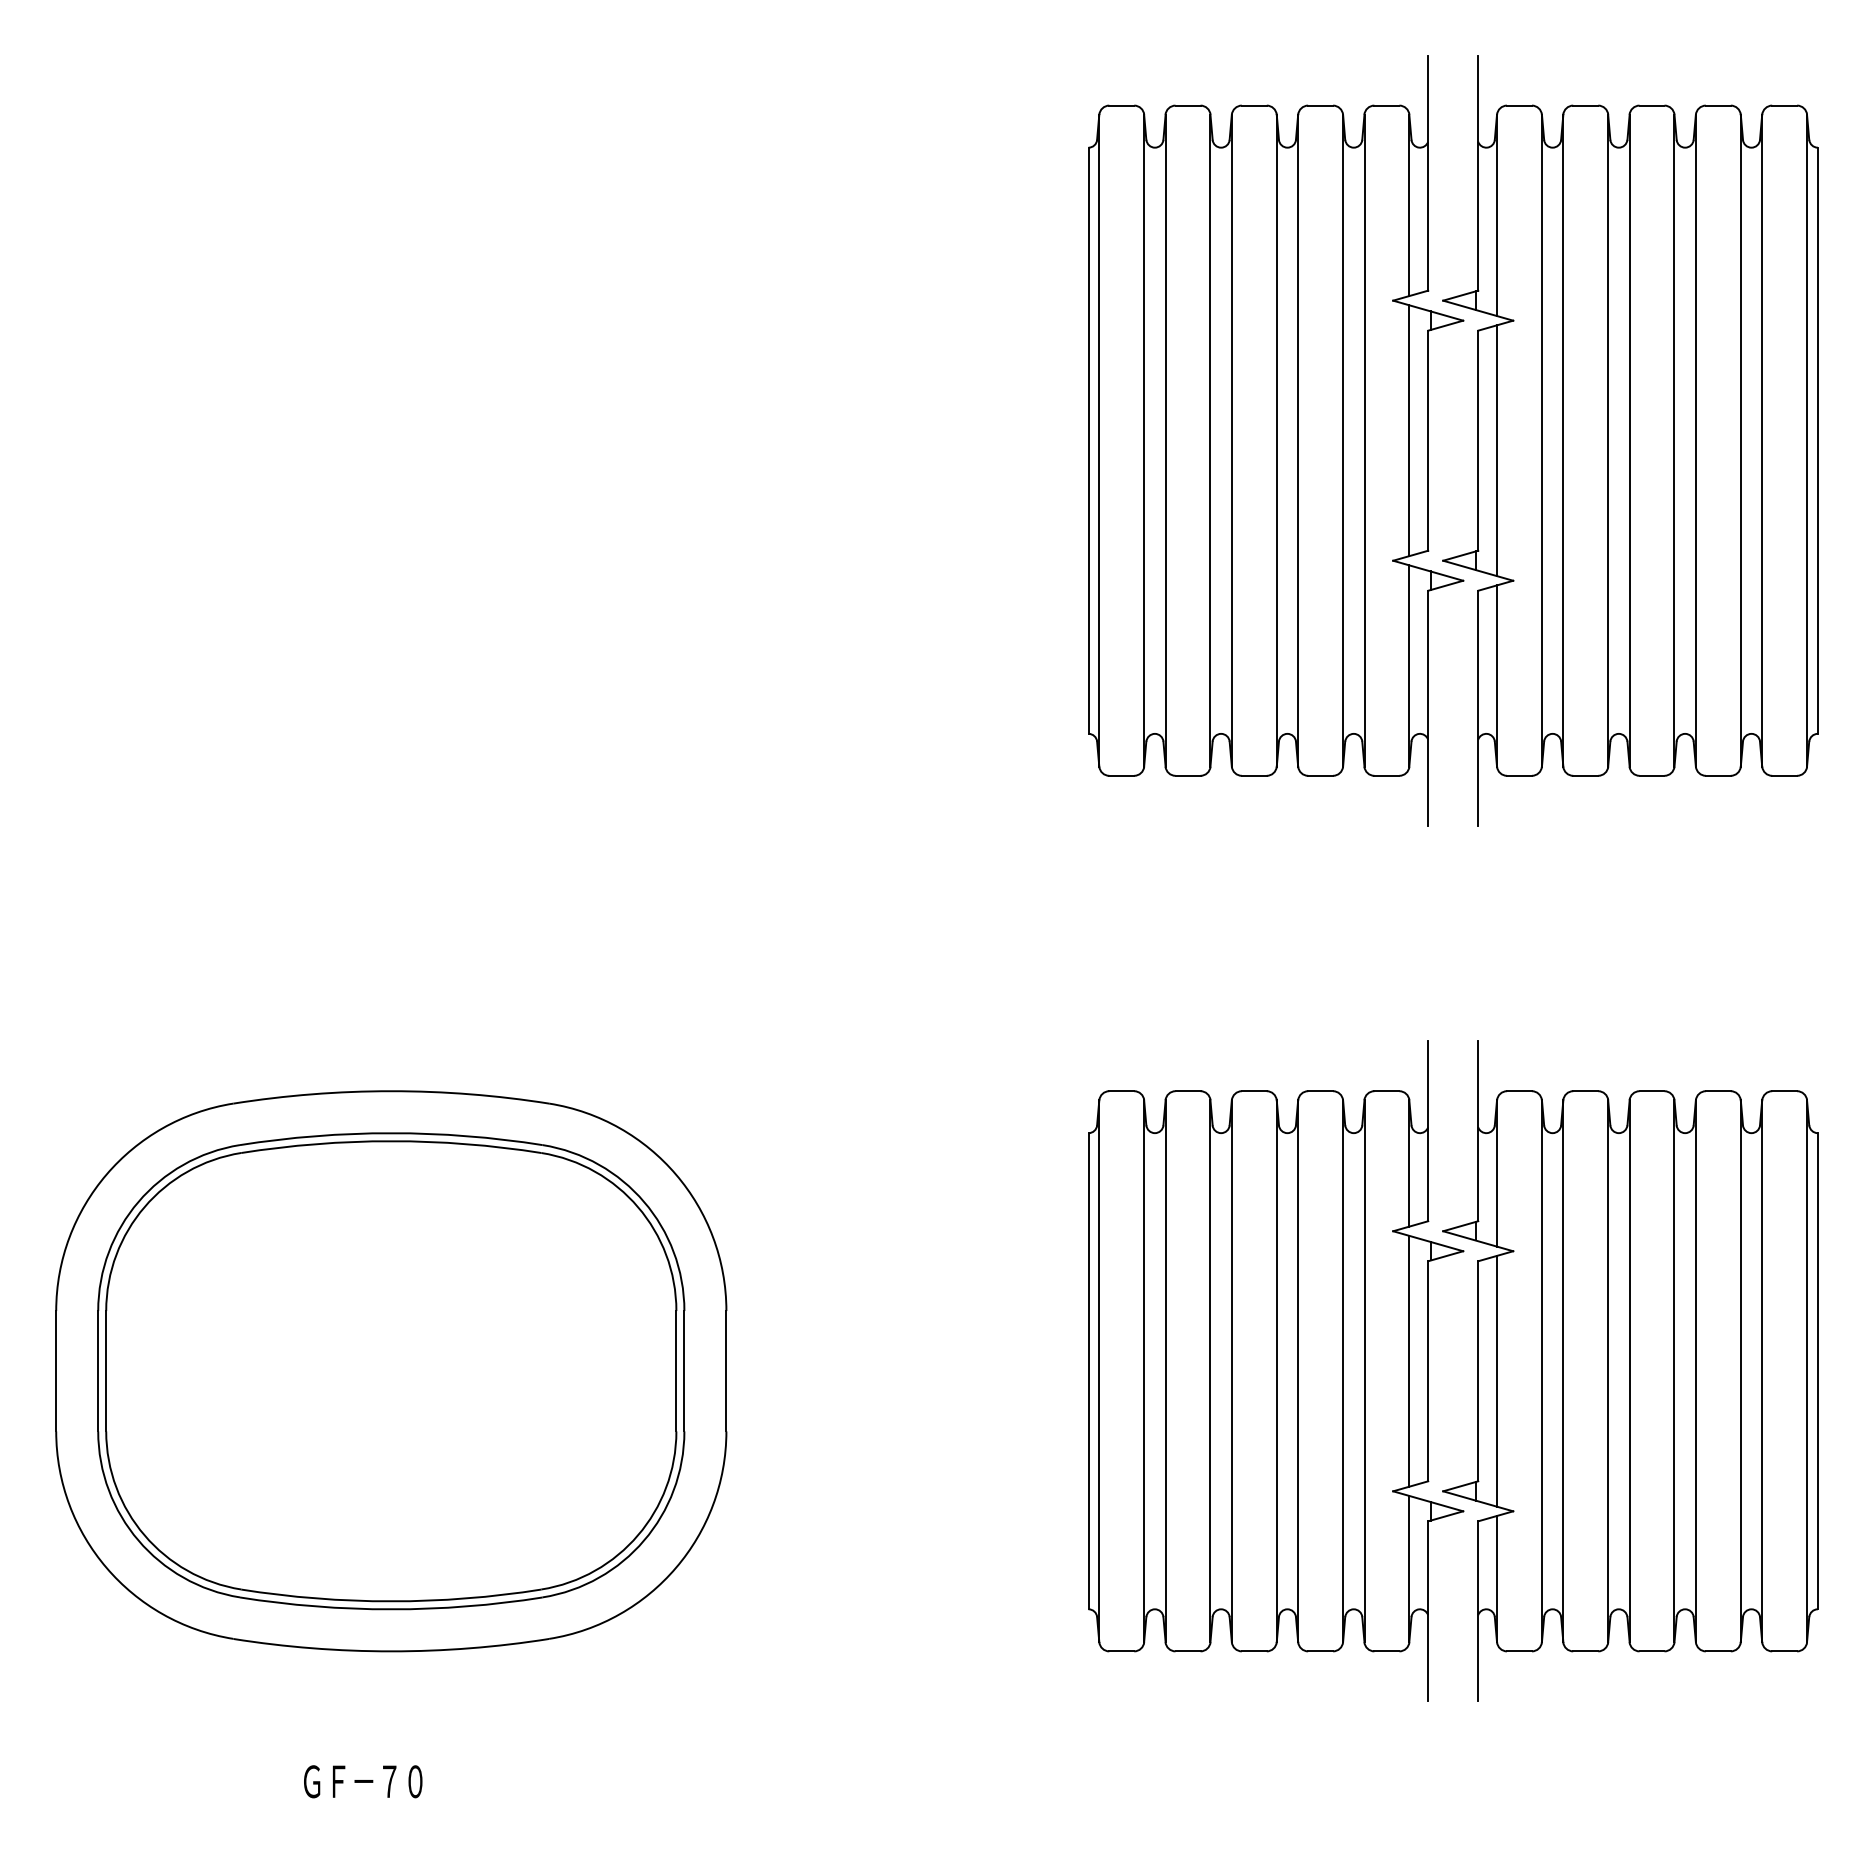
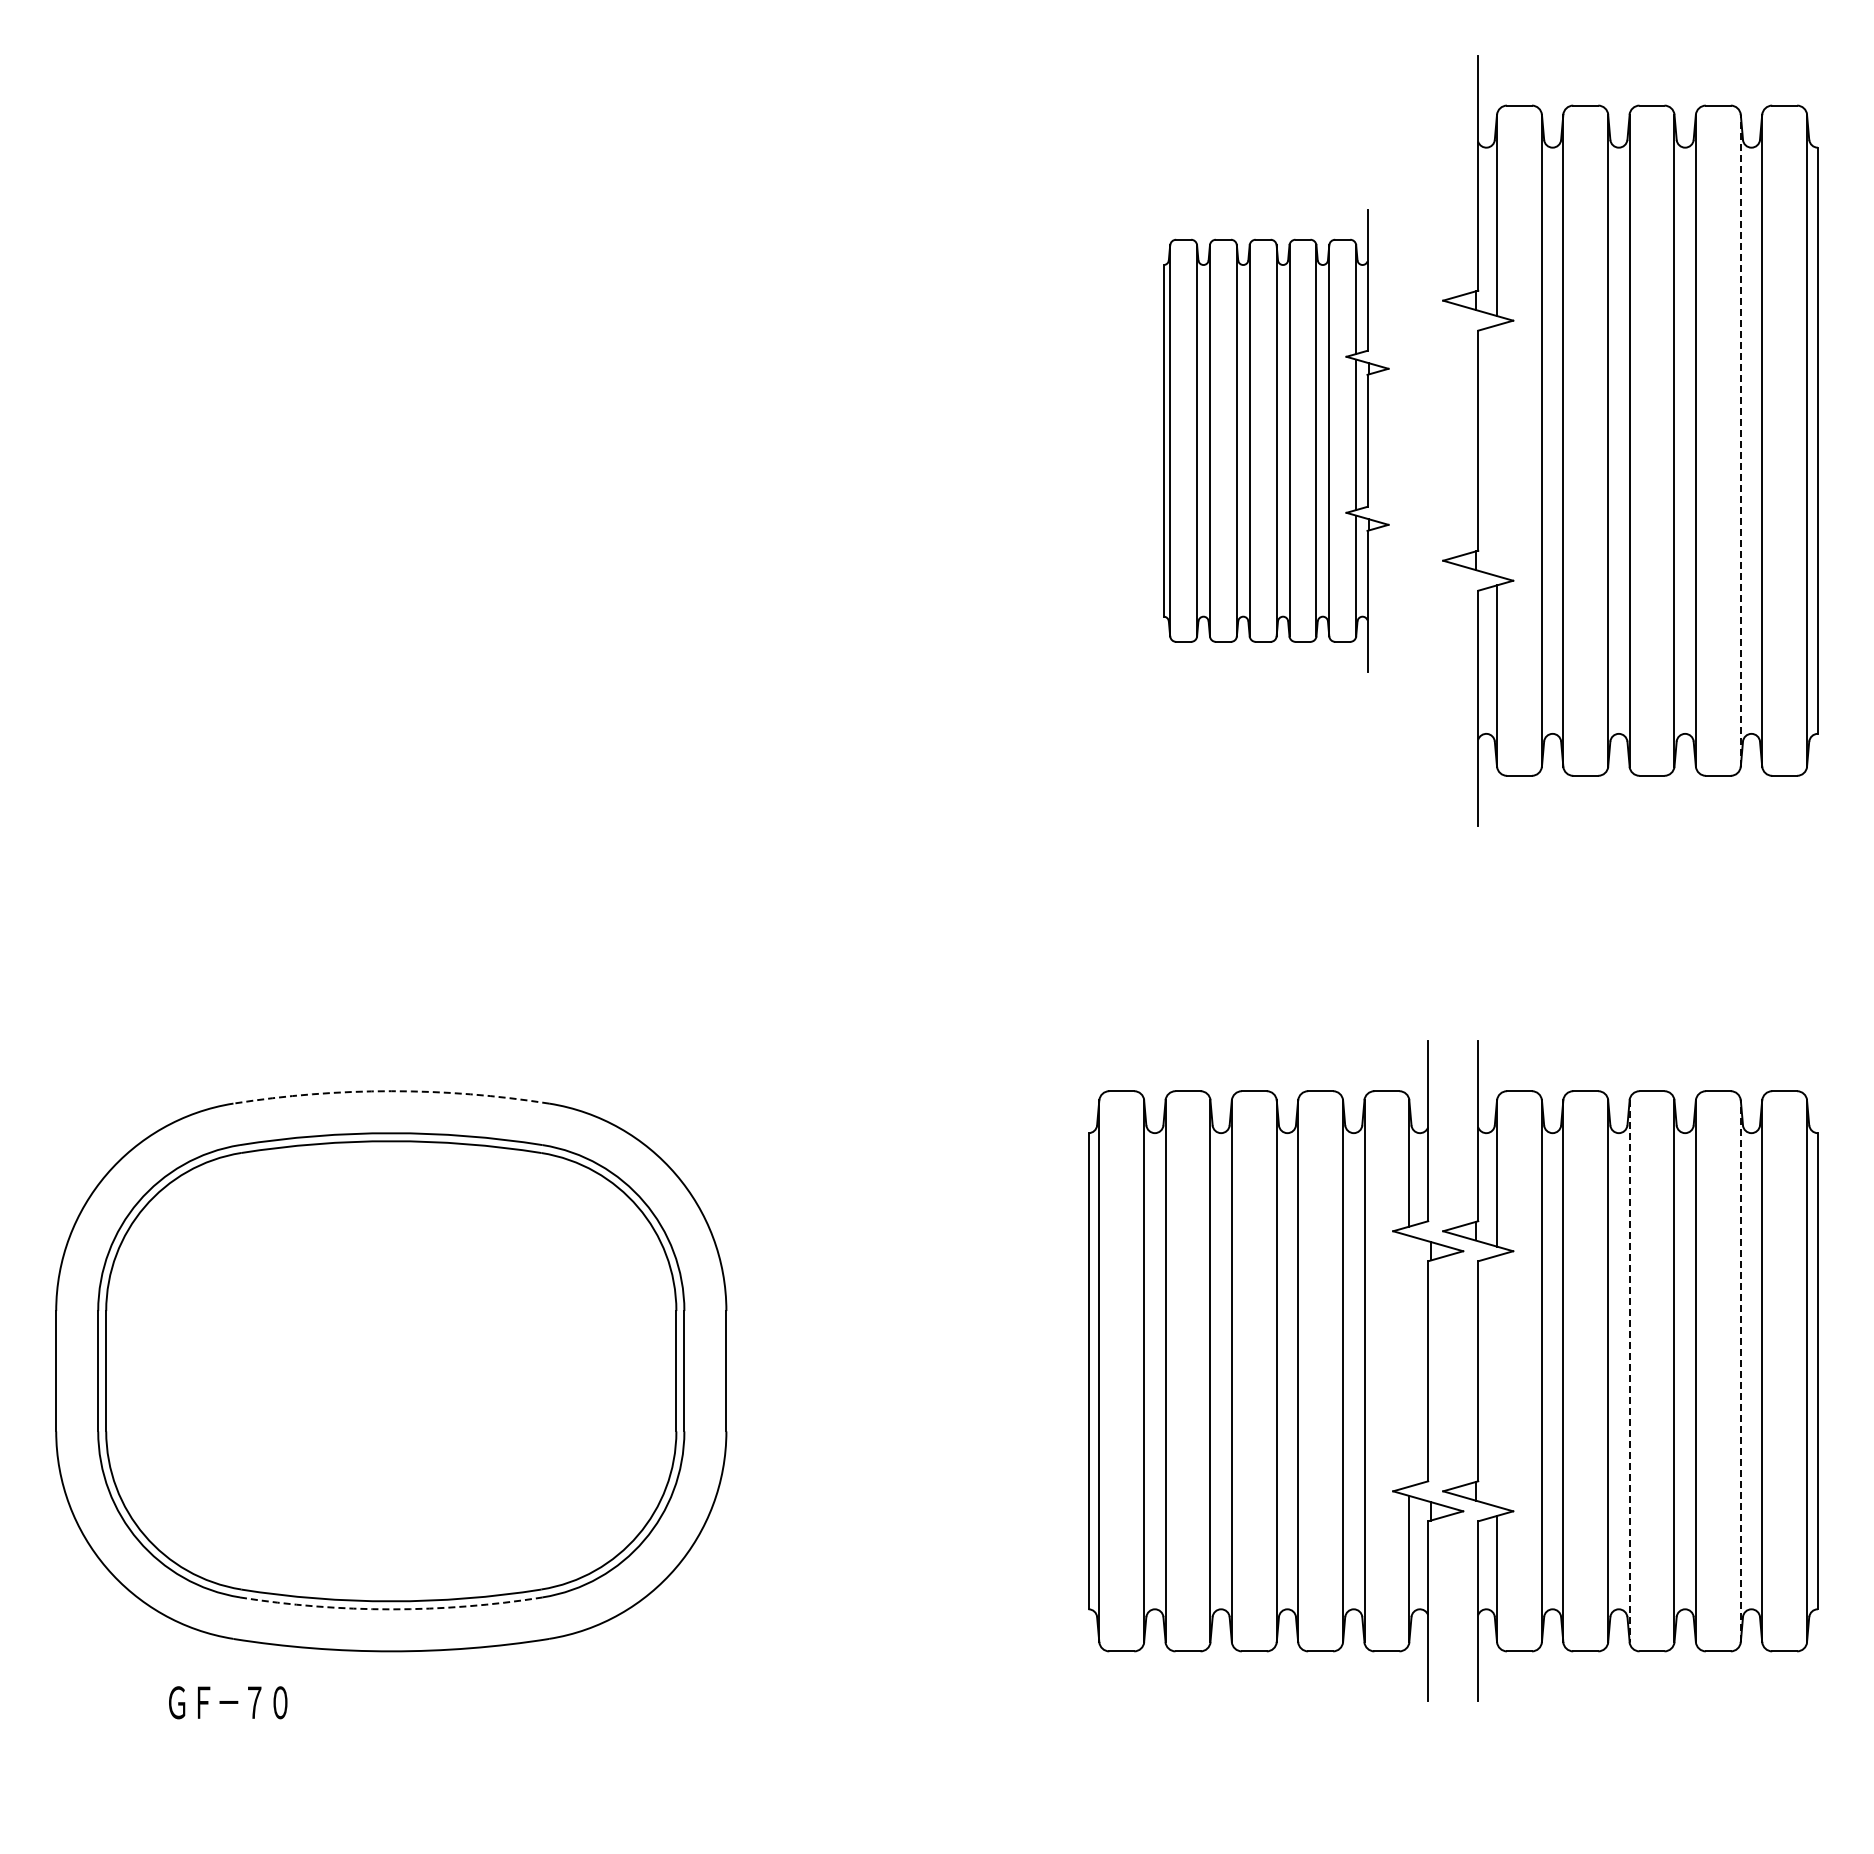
part size: 377x772 px -> 227x464 px (1276, 440)
line: solid -> dashed (1740, 440)
line: present -> none (1497, 450)
arc: solid -> dashed (391, 1091)
line: present -> none (1409, 1360)
line: solid -> dashed (1629, 1371)
line: solid -> dashed (1740, 1371)
line: present -> none (1497, 1380)
arc: solid -> dashed (391, 1609)
text position: (363, 1781) -> (228, 1702) (228, 1702)
